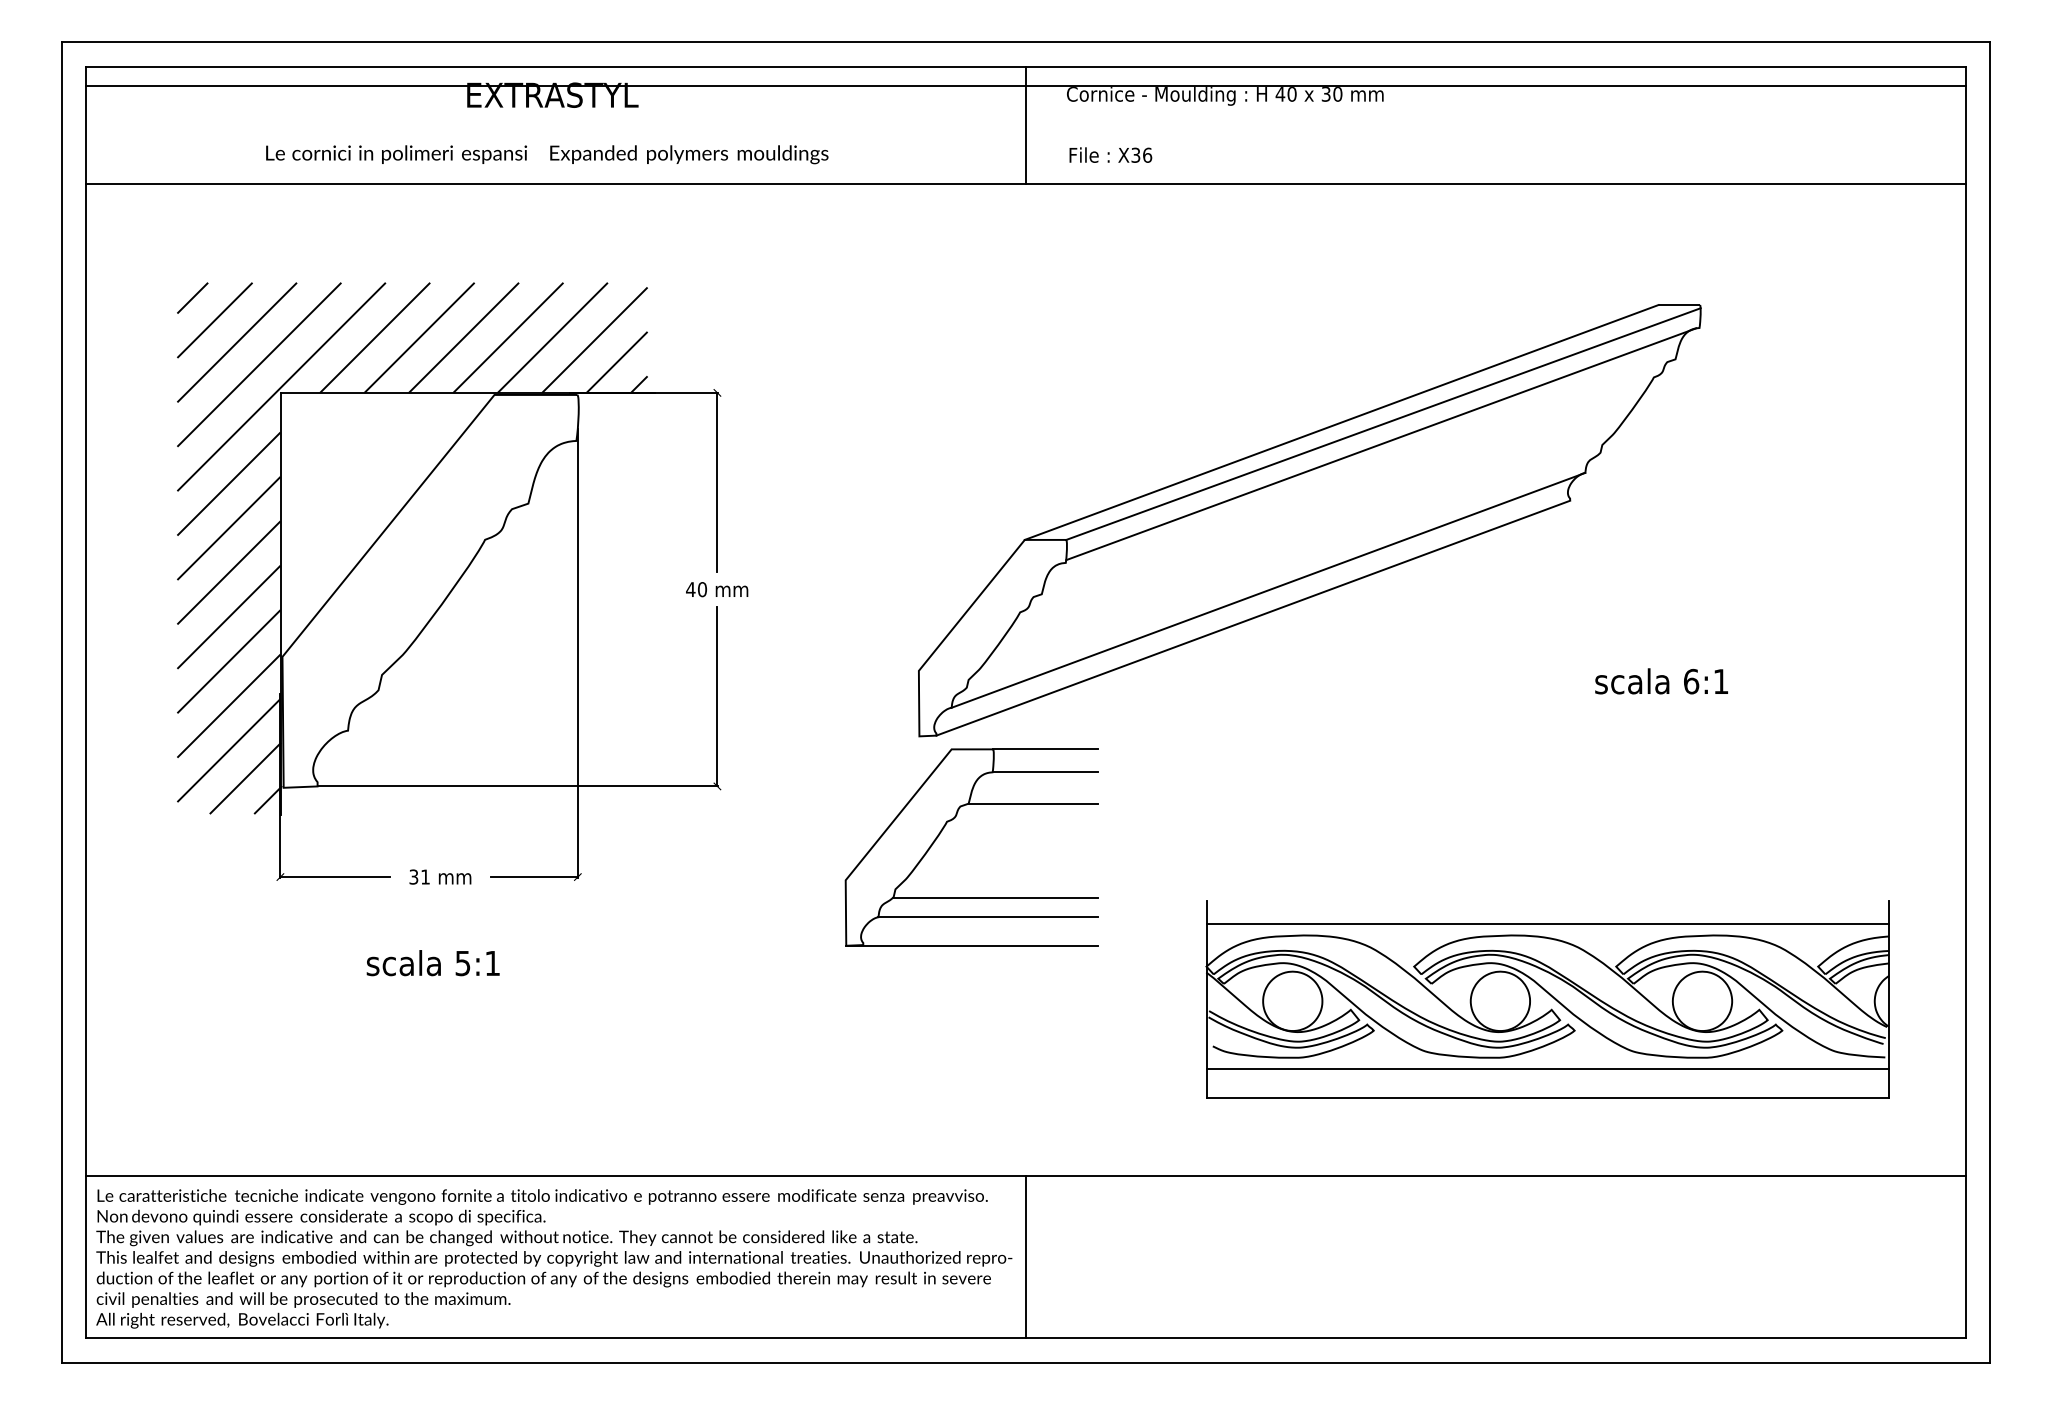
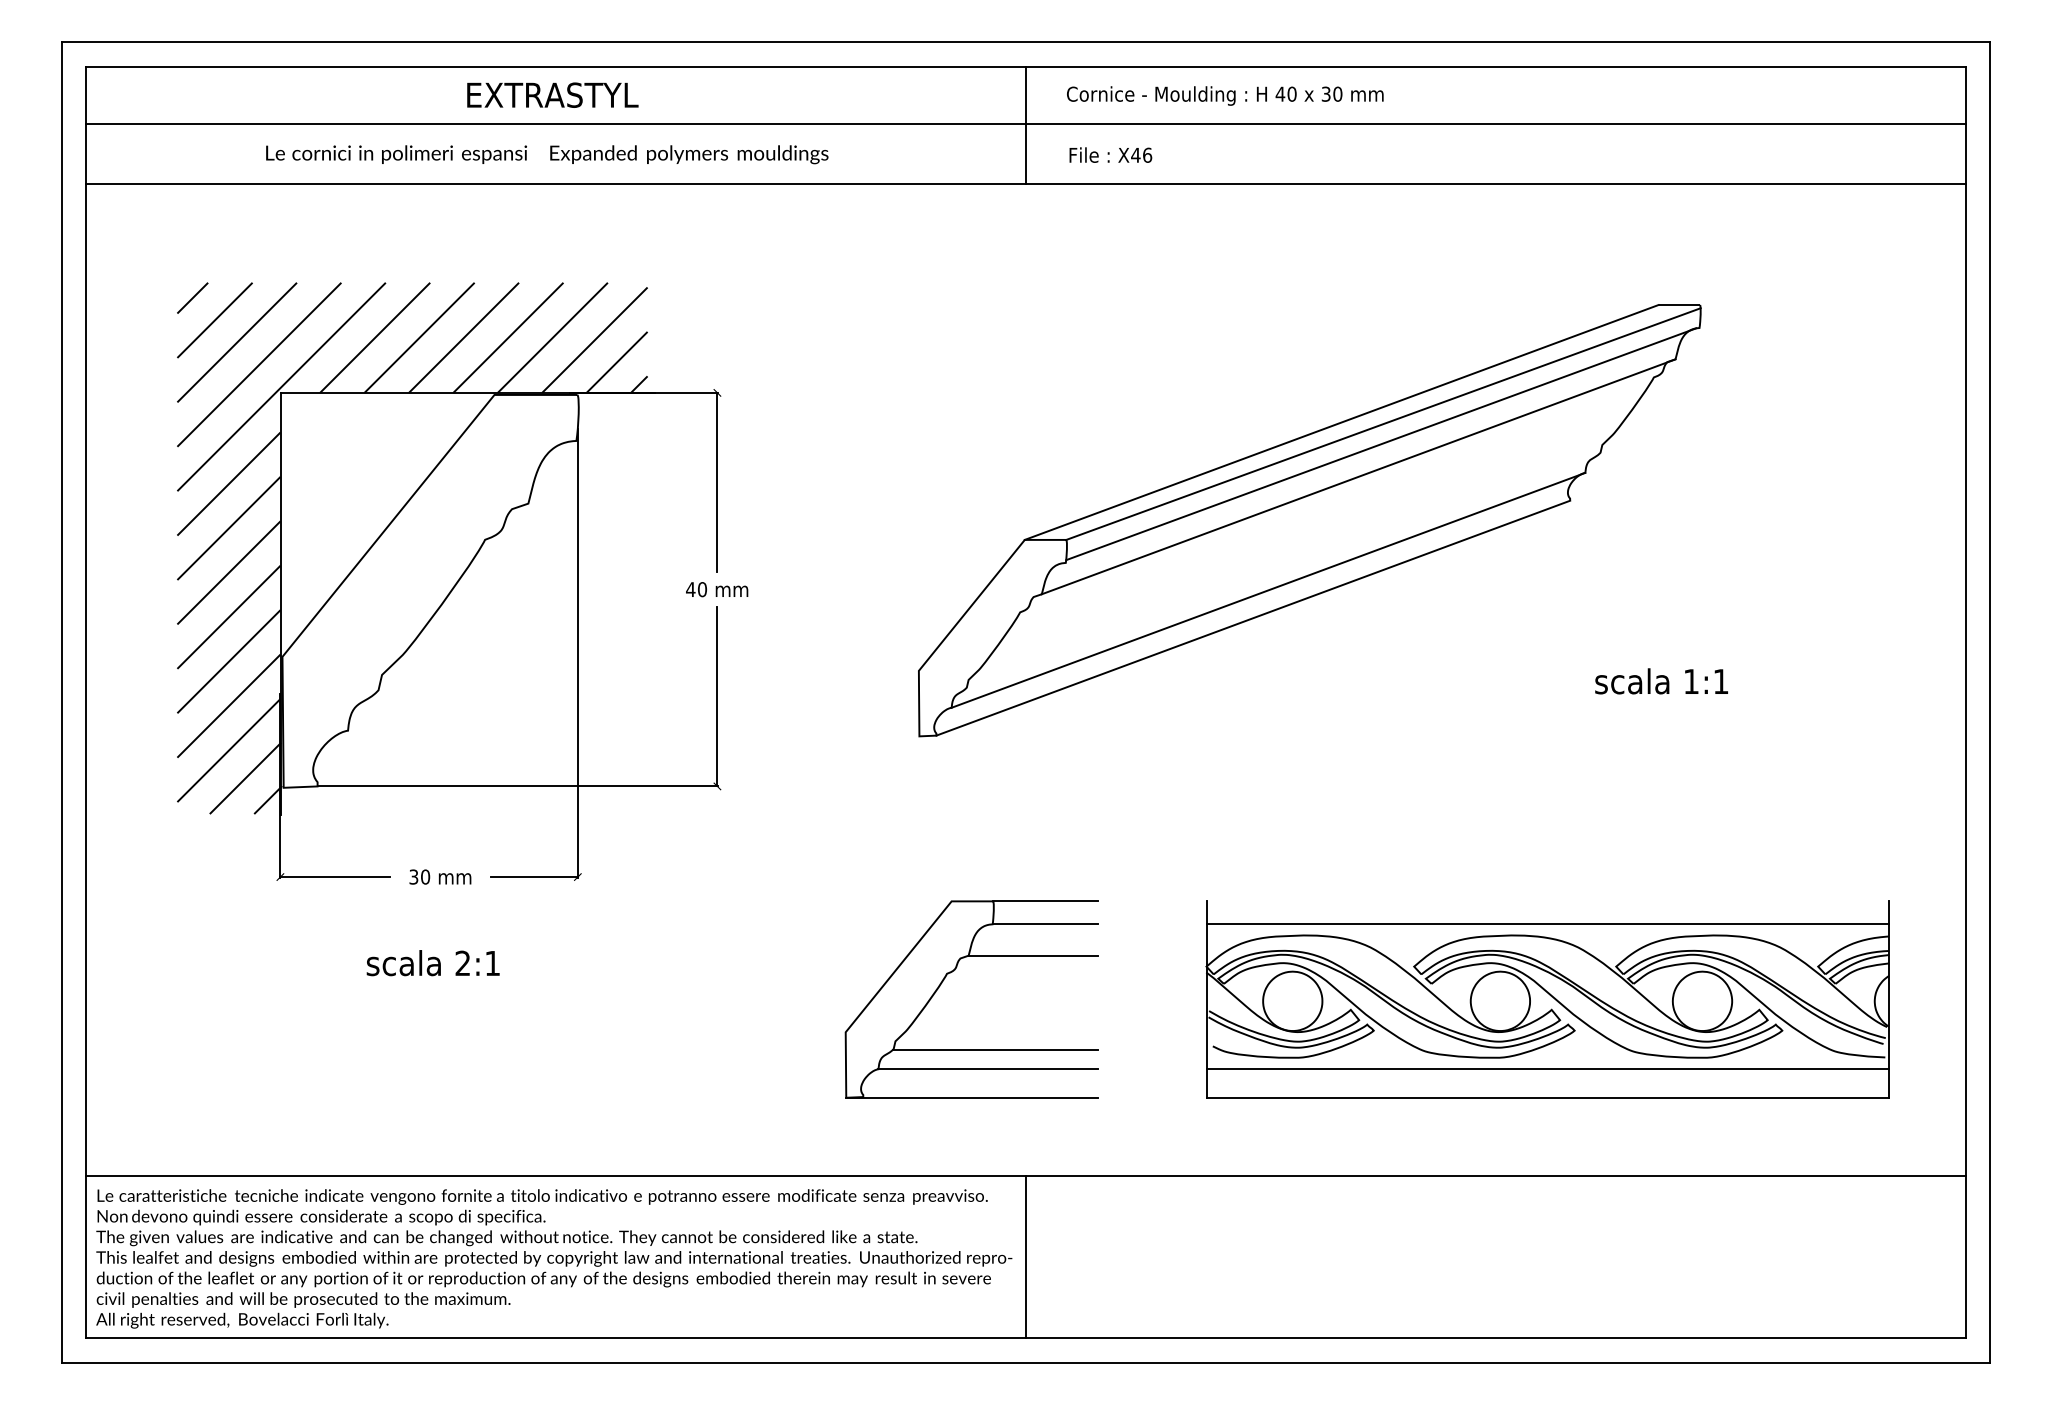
line position: (1025, 86) -> (1025, 124) (1025, 124)
text: X36 -> X46 (1135, 154)
line: none -> present (1358, 476)
text: 6:1 -> 1:1 (1691, 681)
part position: (952, 820) -> (952, 972) (952, 972)
text: 31 -> 30 (425, 876)
text: 5:1 -> 2:1 (462, 963)
